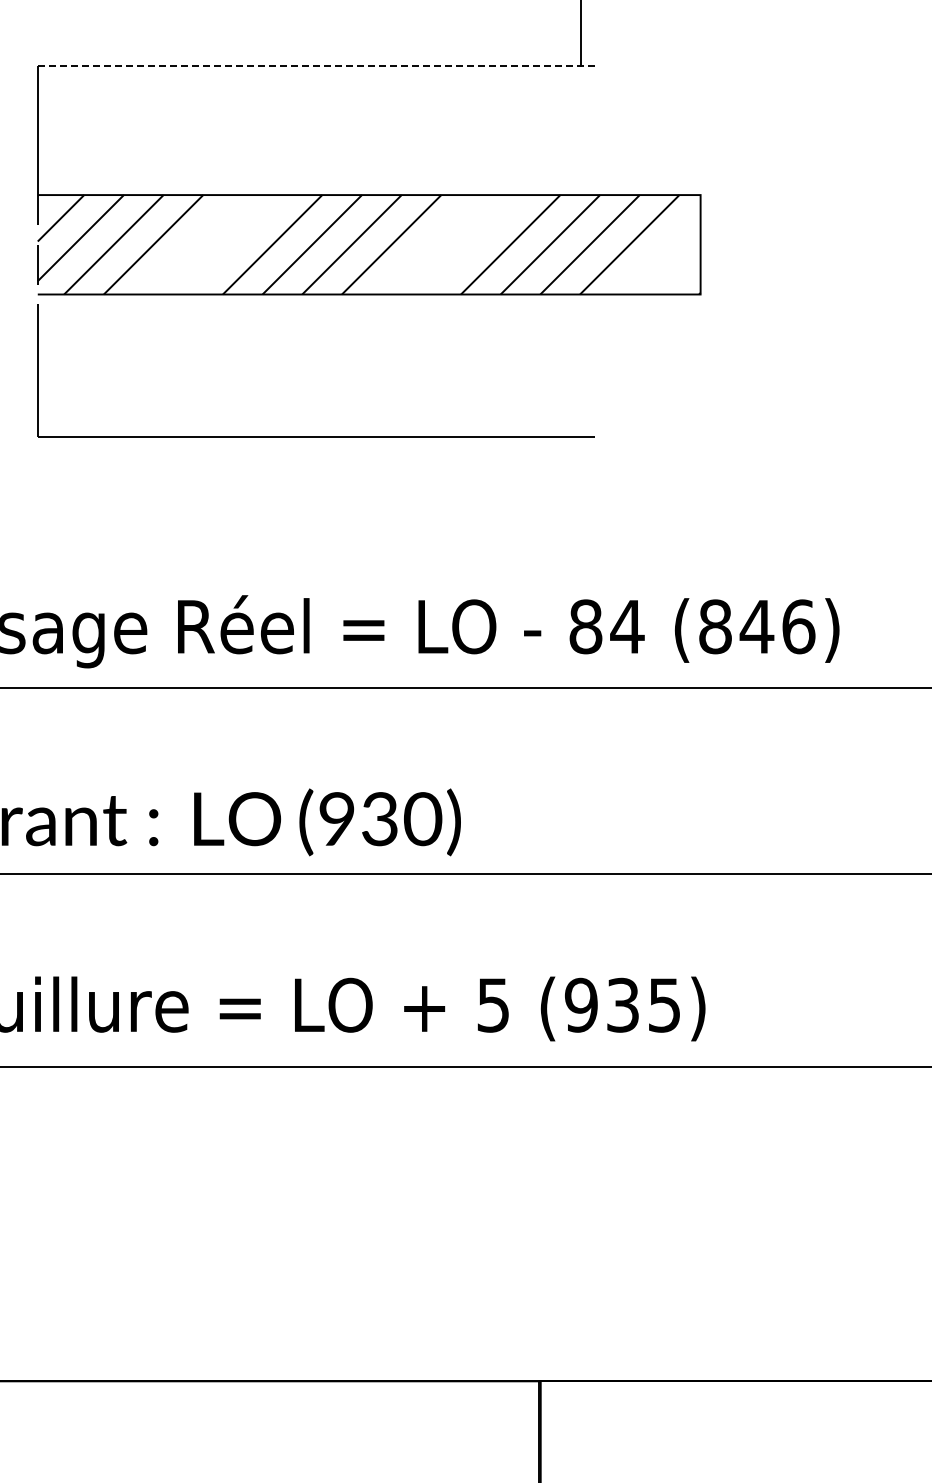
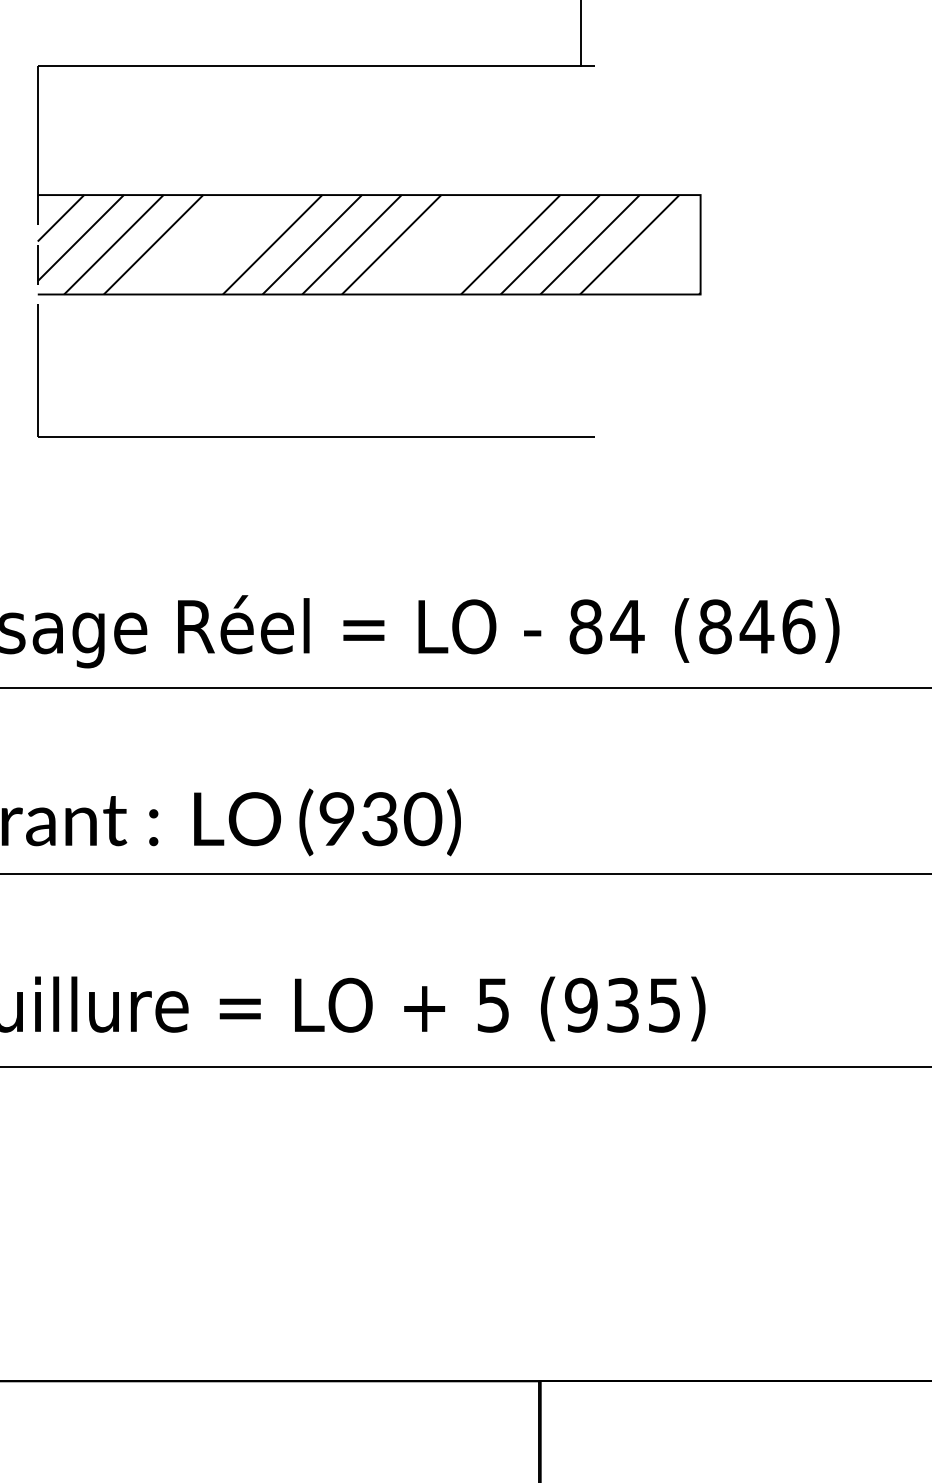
line: dashed -> solid (316, 65)
